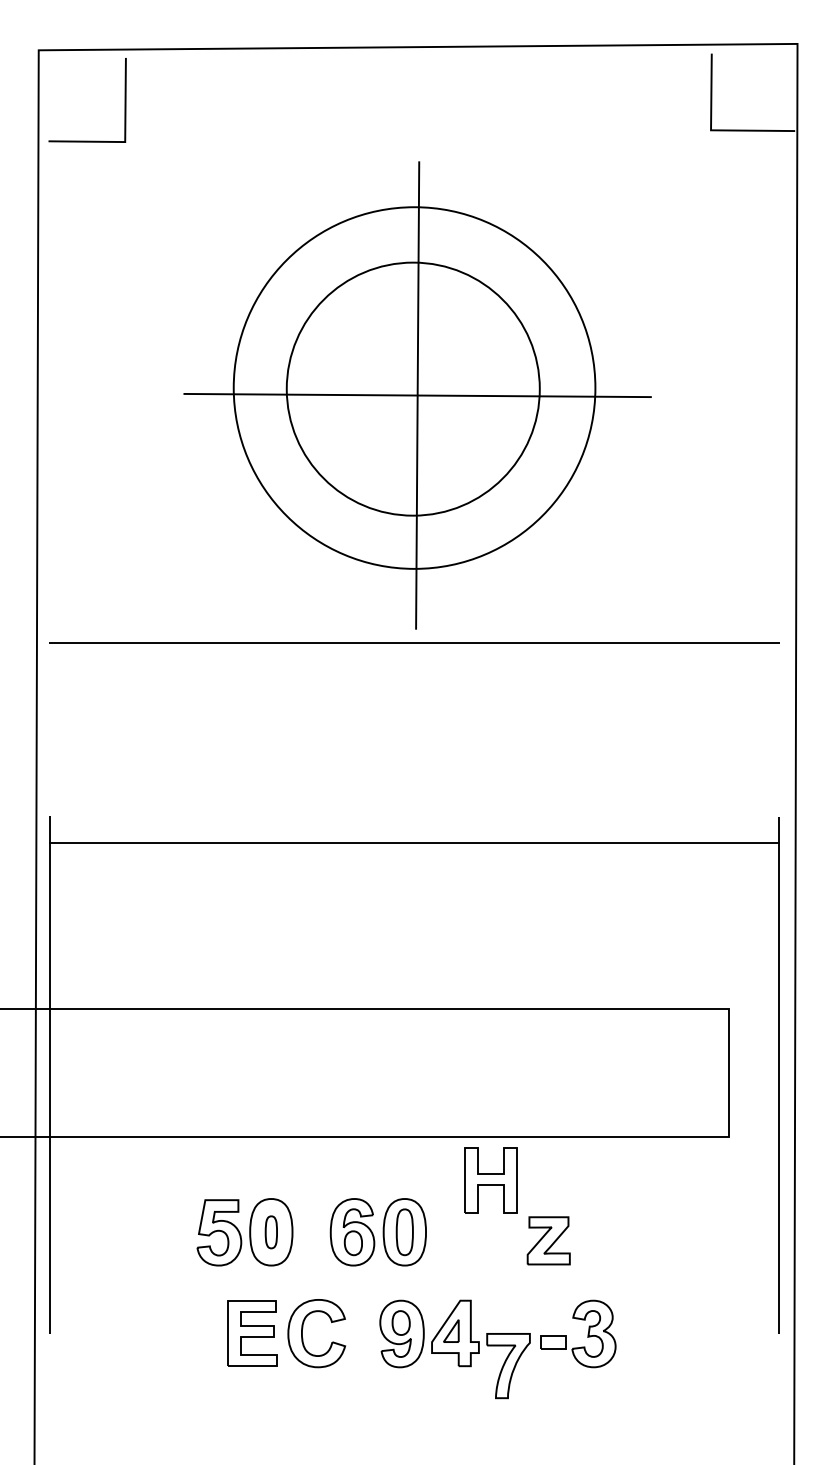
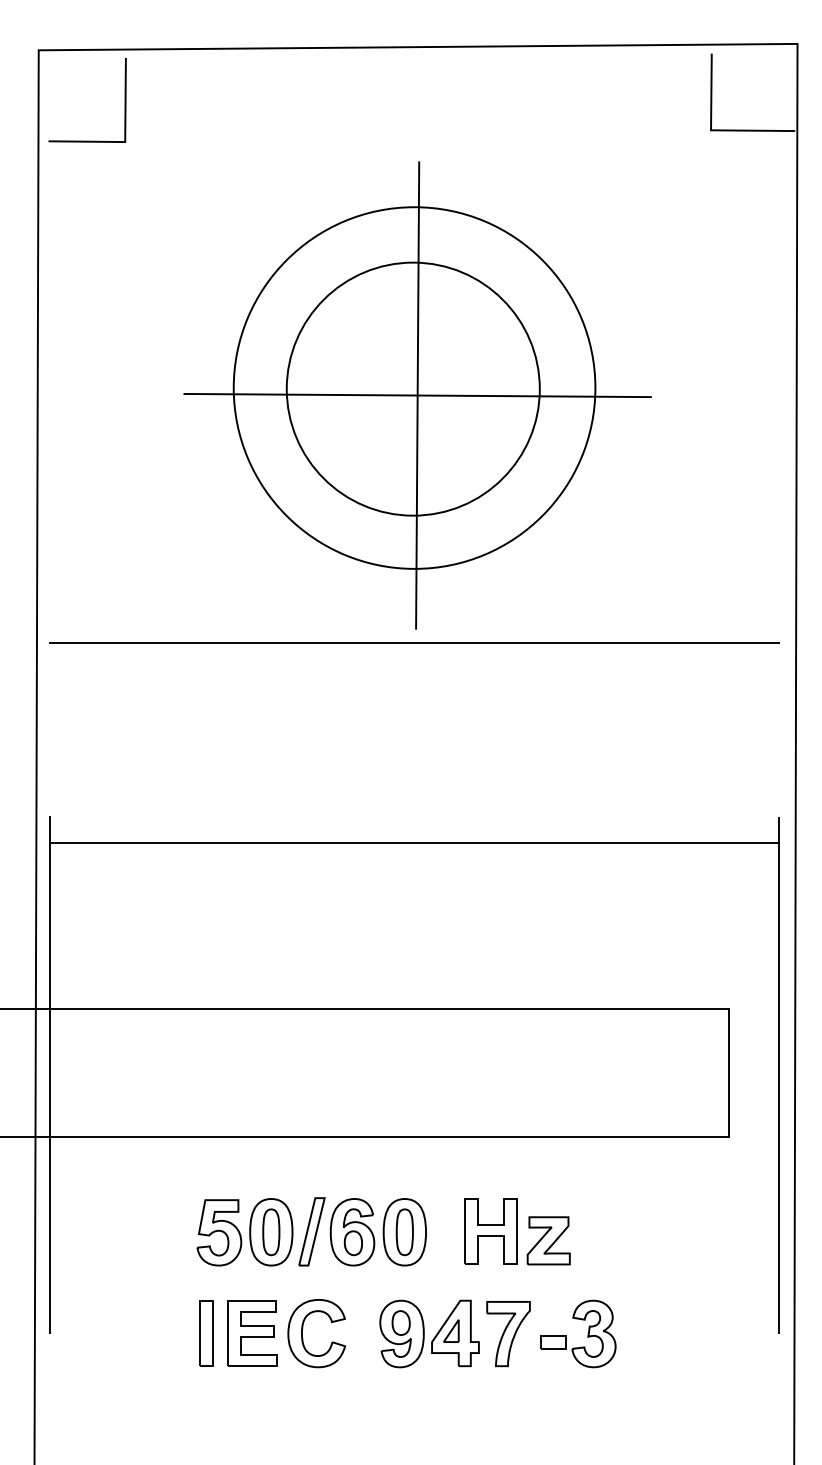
part position: (490, 1180) -> (490, 1231) (490, 1231)
part: none -> present (311, 1231)
part size: 14x35 px -> 19x49 px (271, 1232)
part: none -> present (206, 1333)
part position: (508, 1366) -> (508, 1334) (508, 1334)
